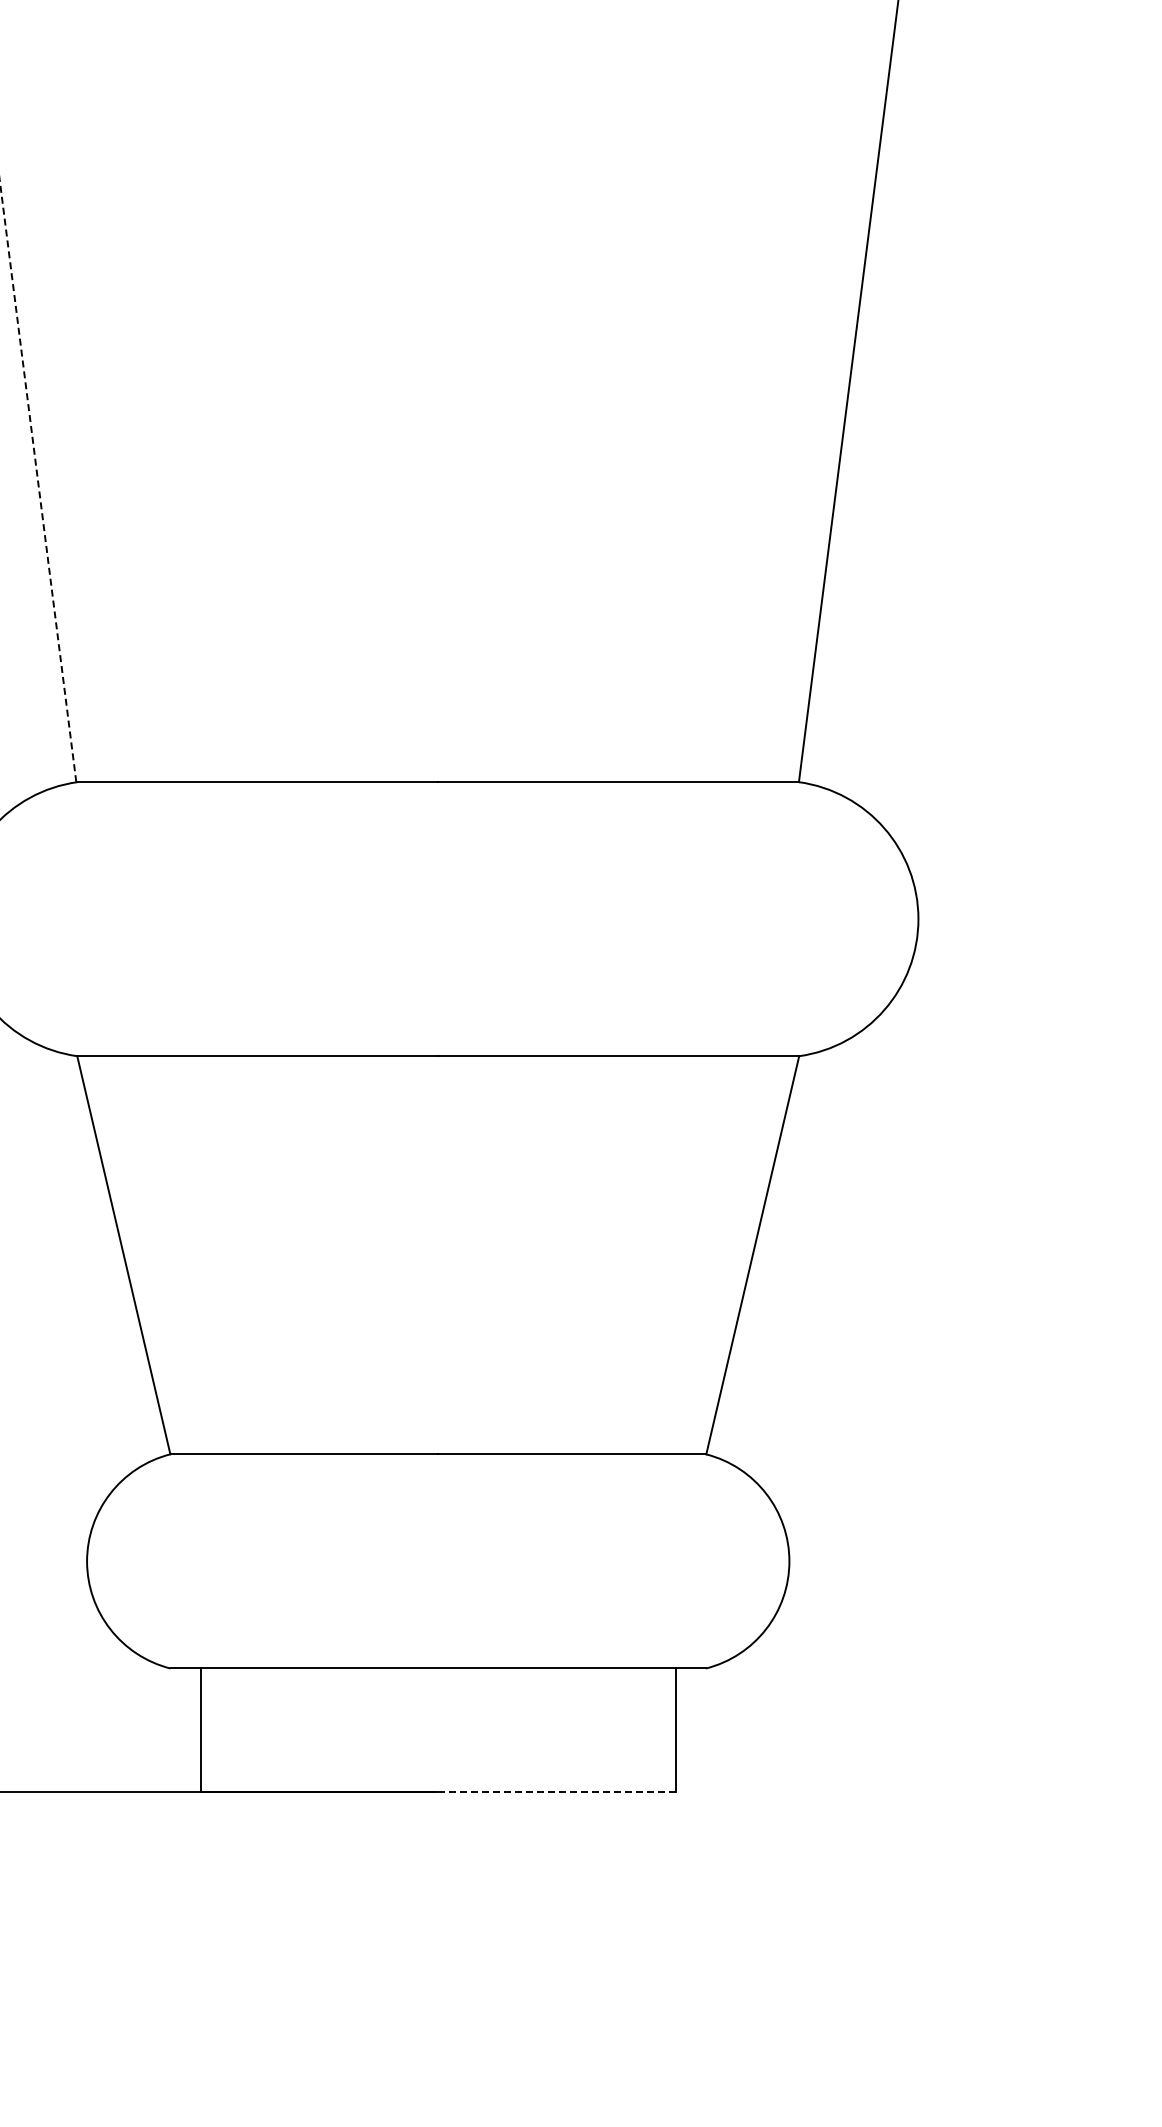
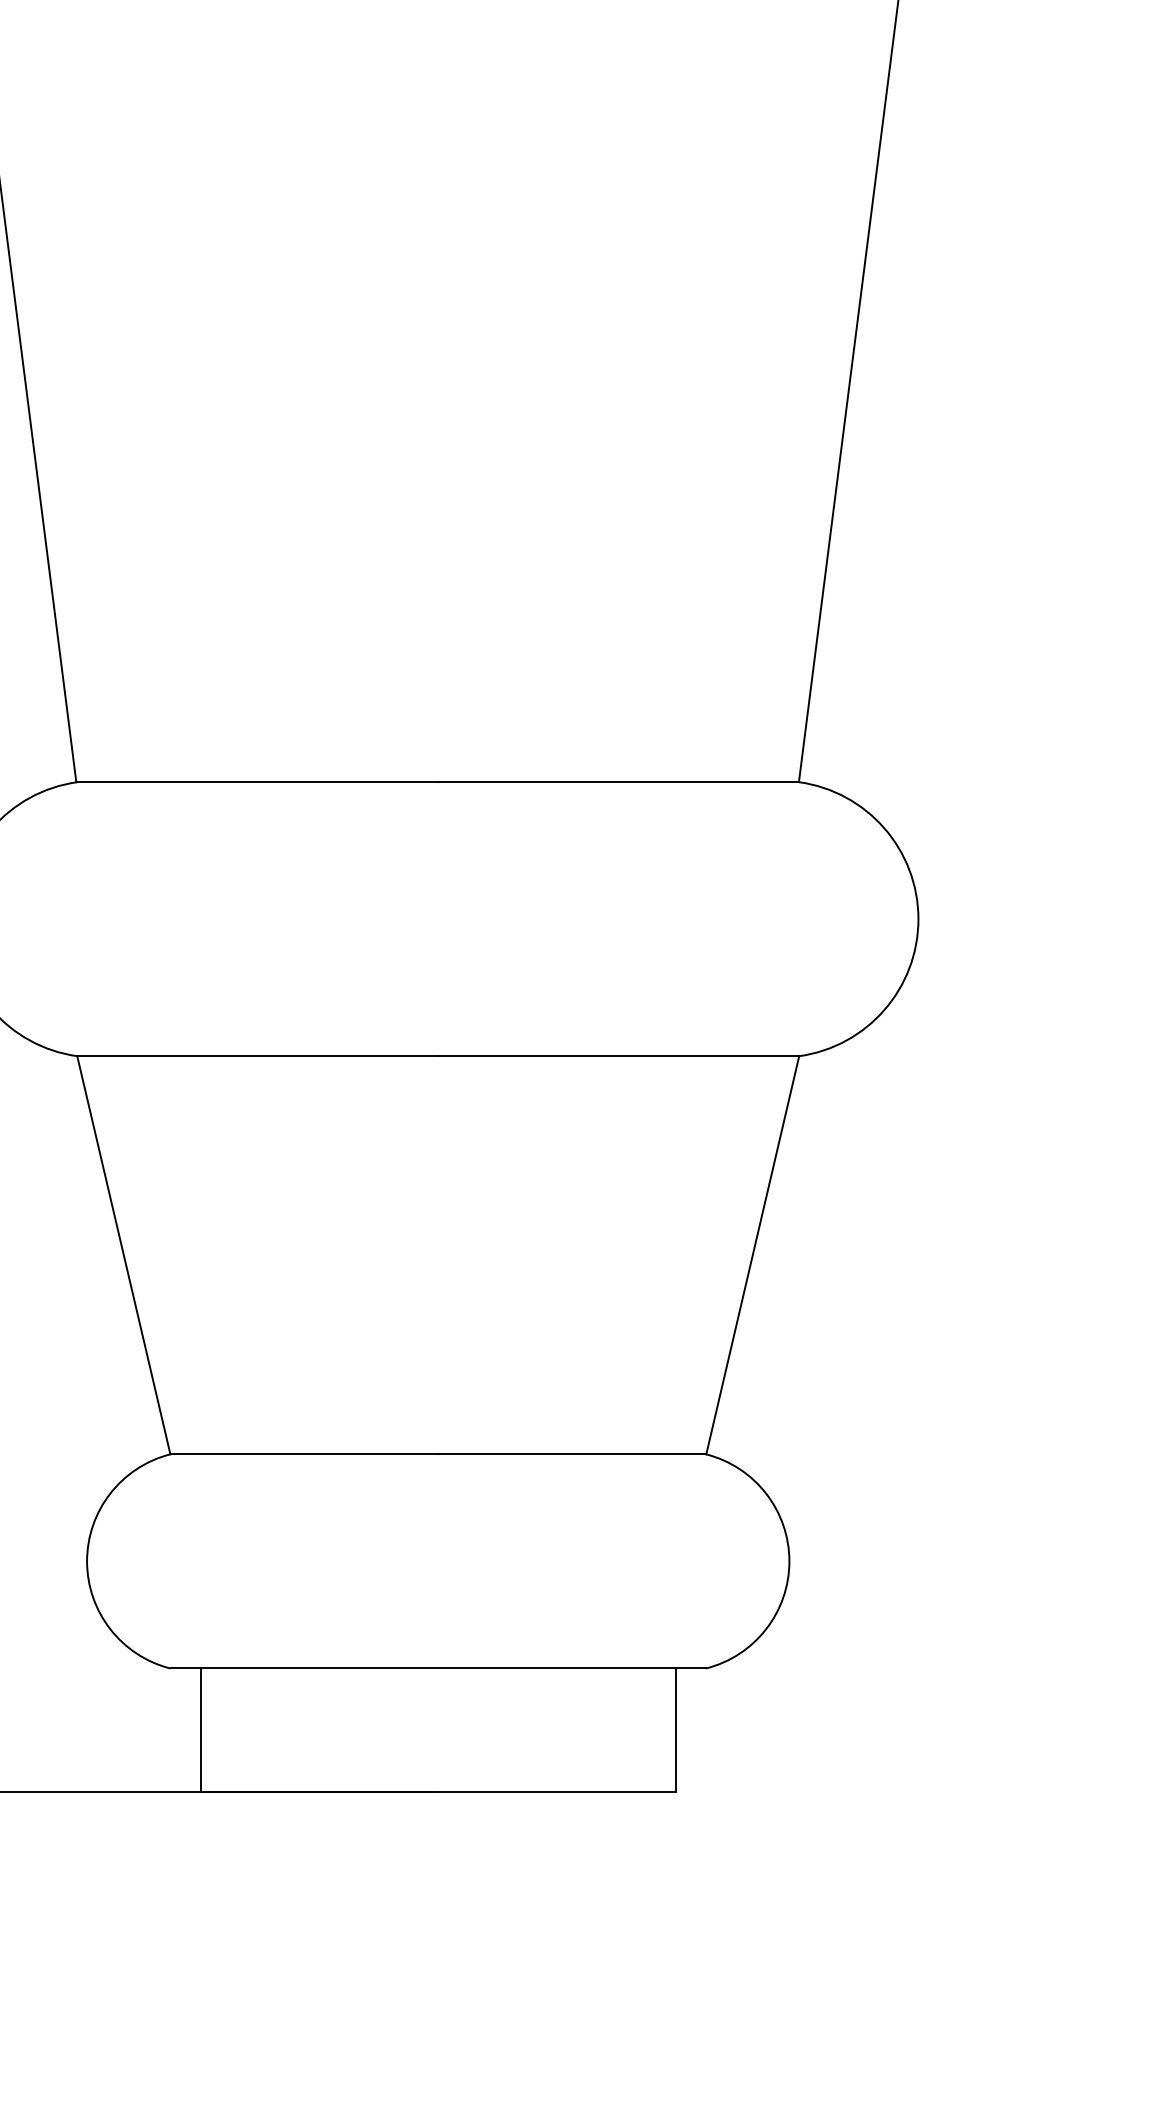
line: dashed -> solid (38, 482)
line: dashed -> solid (556, 1791)
